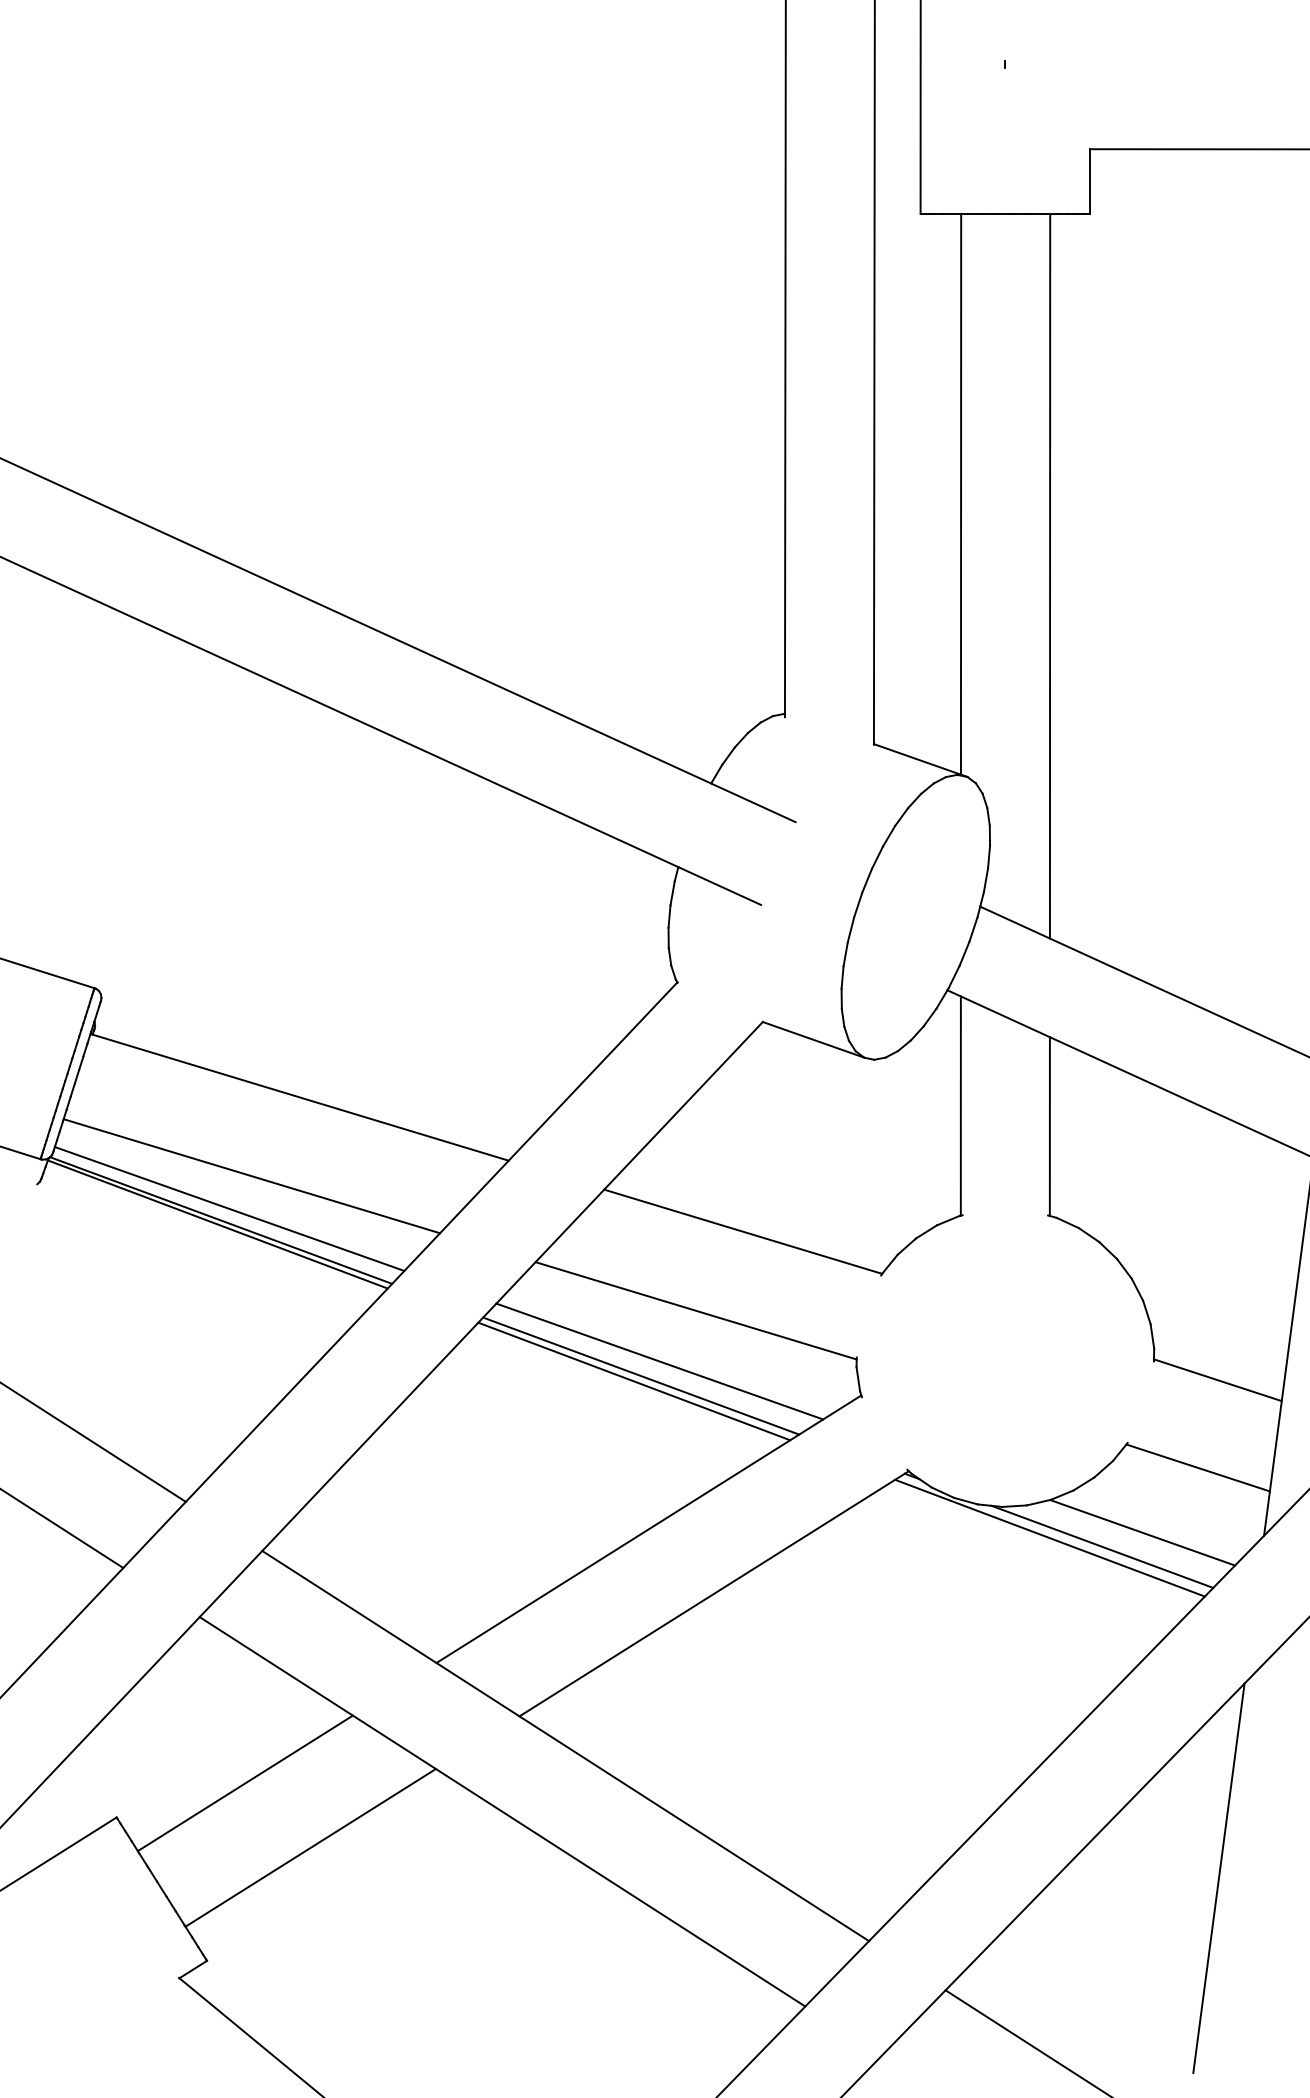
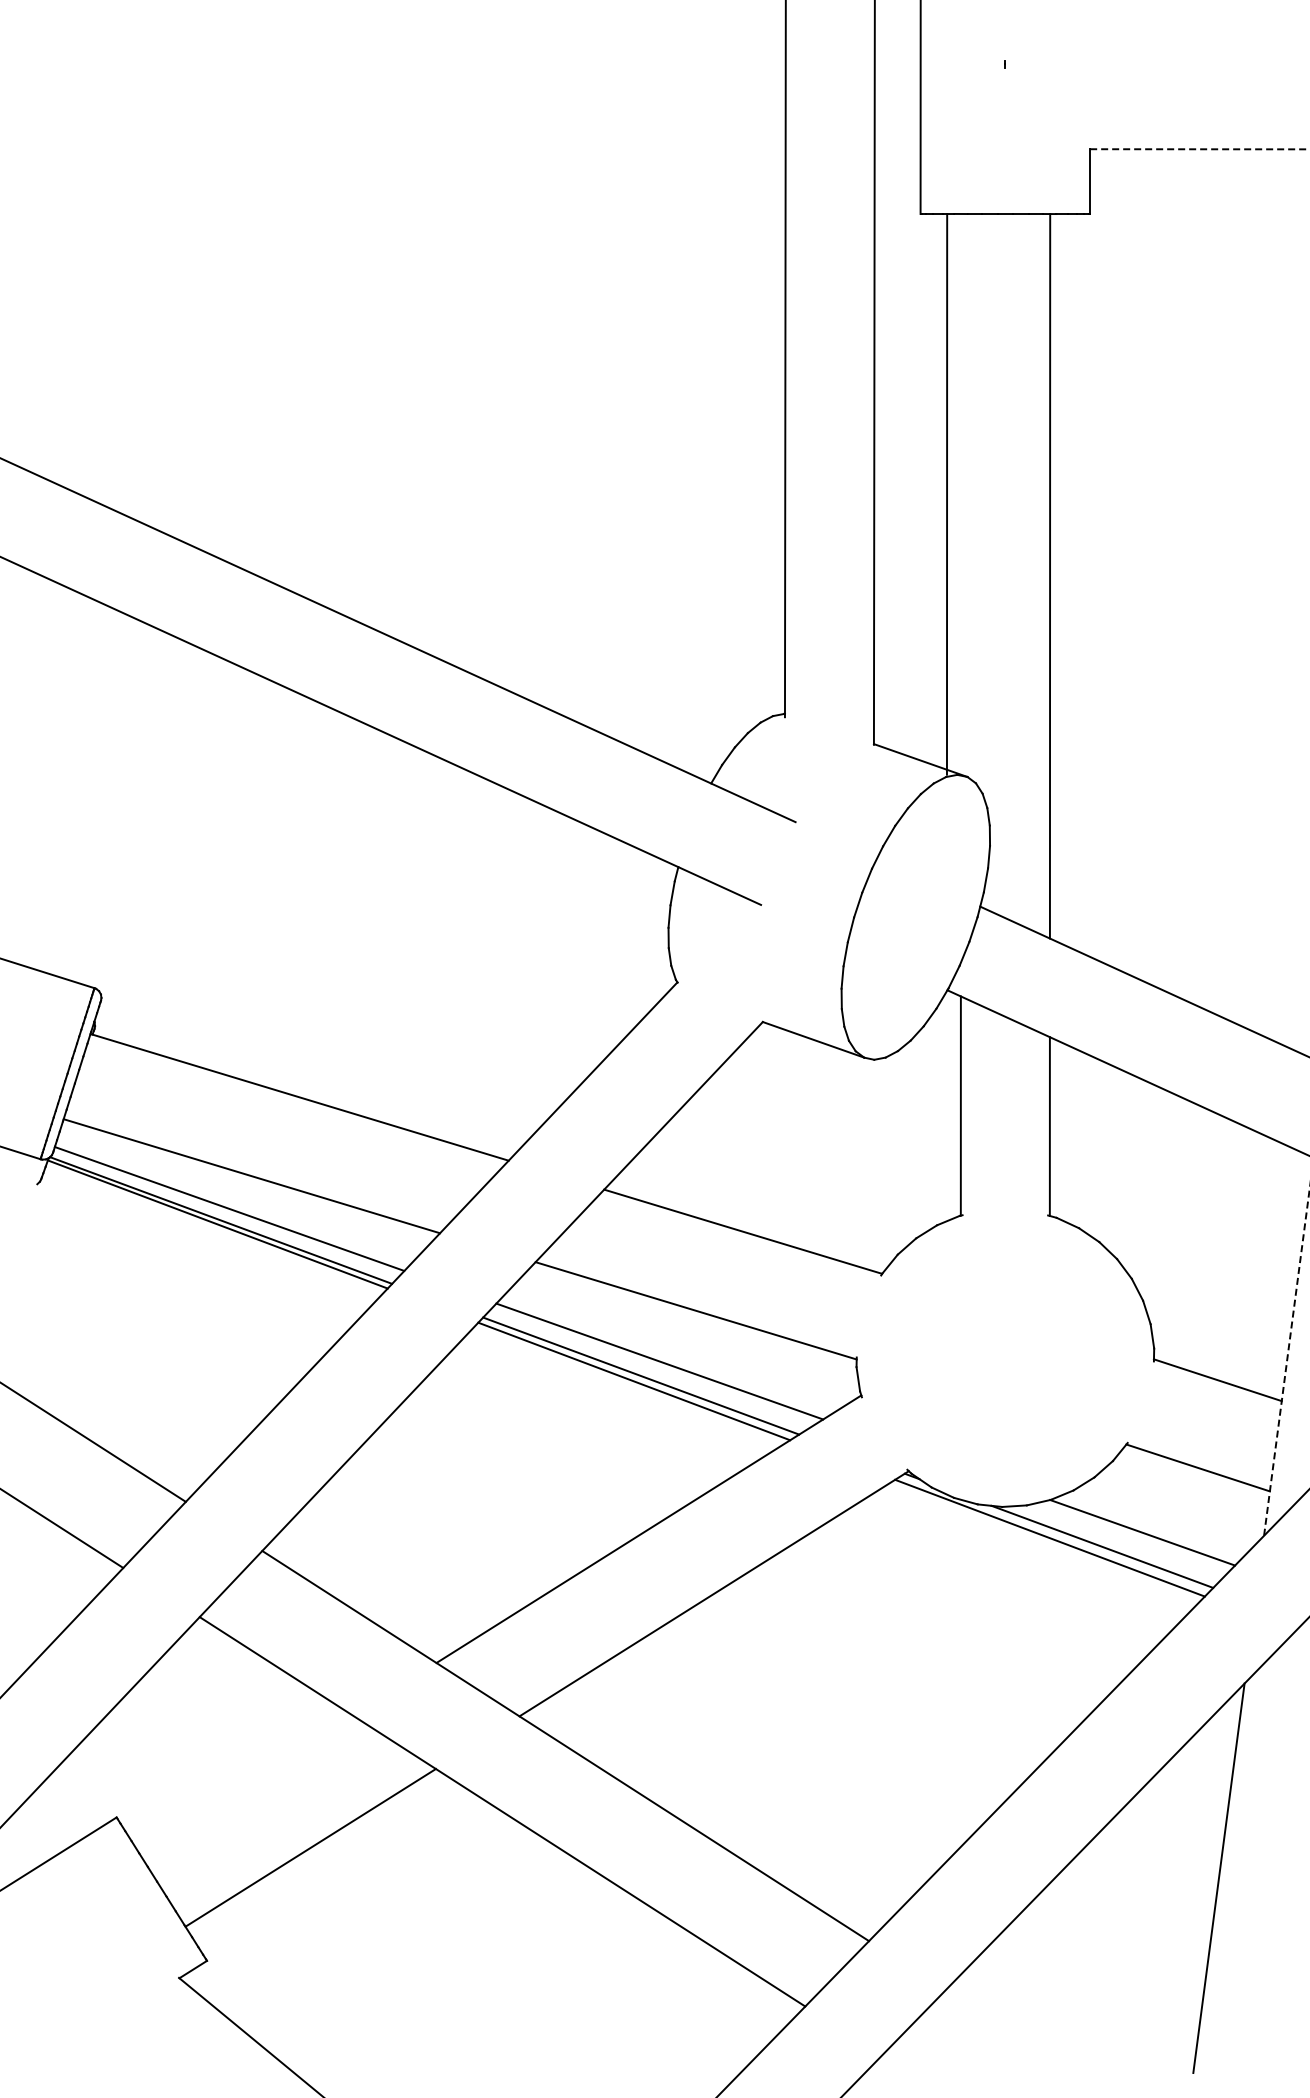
line: solid -> dashed (1199, 149)
line position: (960, 494) -> (946, 494) (946, 494)
line: solid -> dashed (1286, 1361)
line: present -> none (244, 1783)
line: present -> none (1026, 2042)
